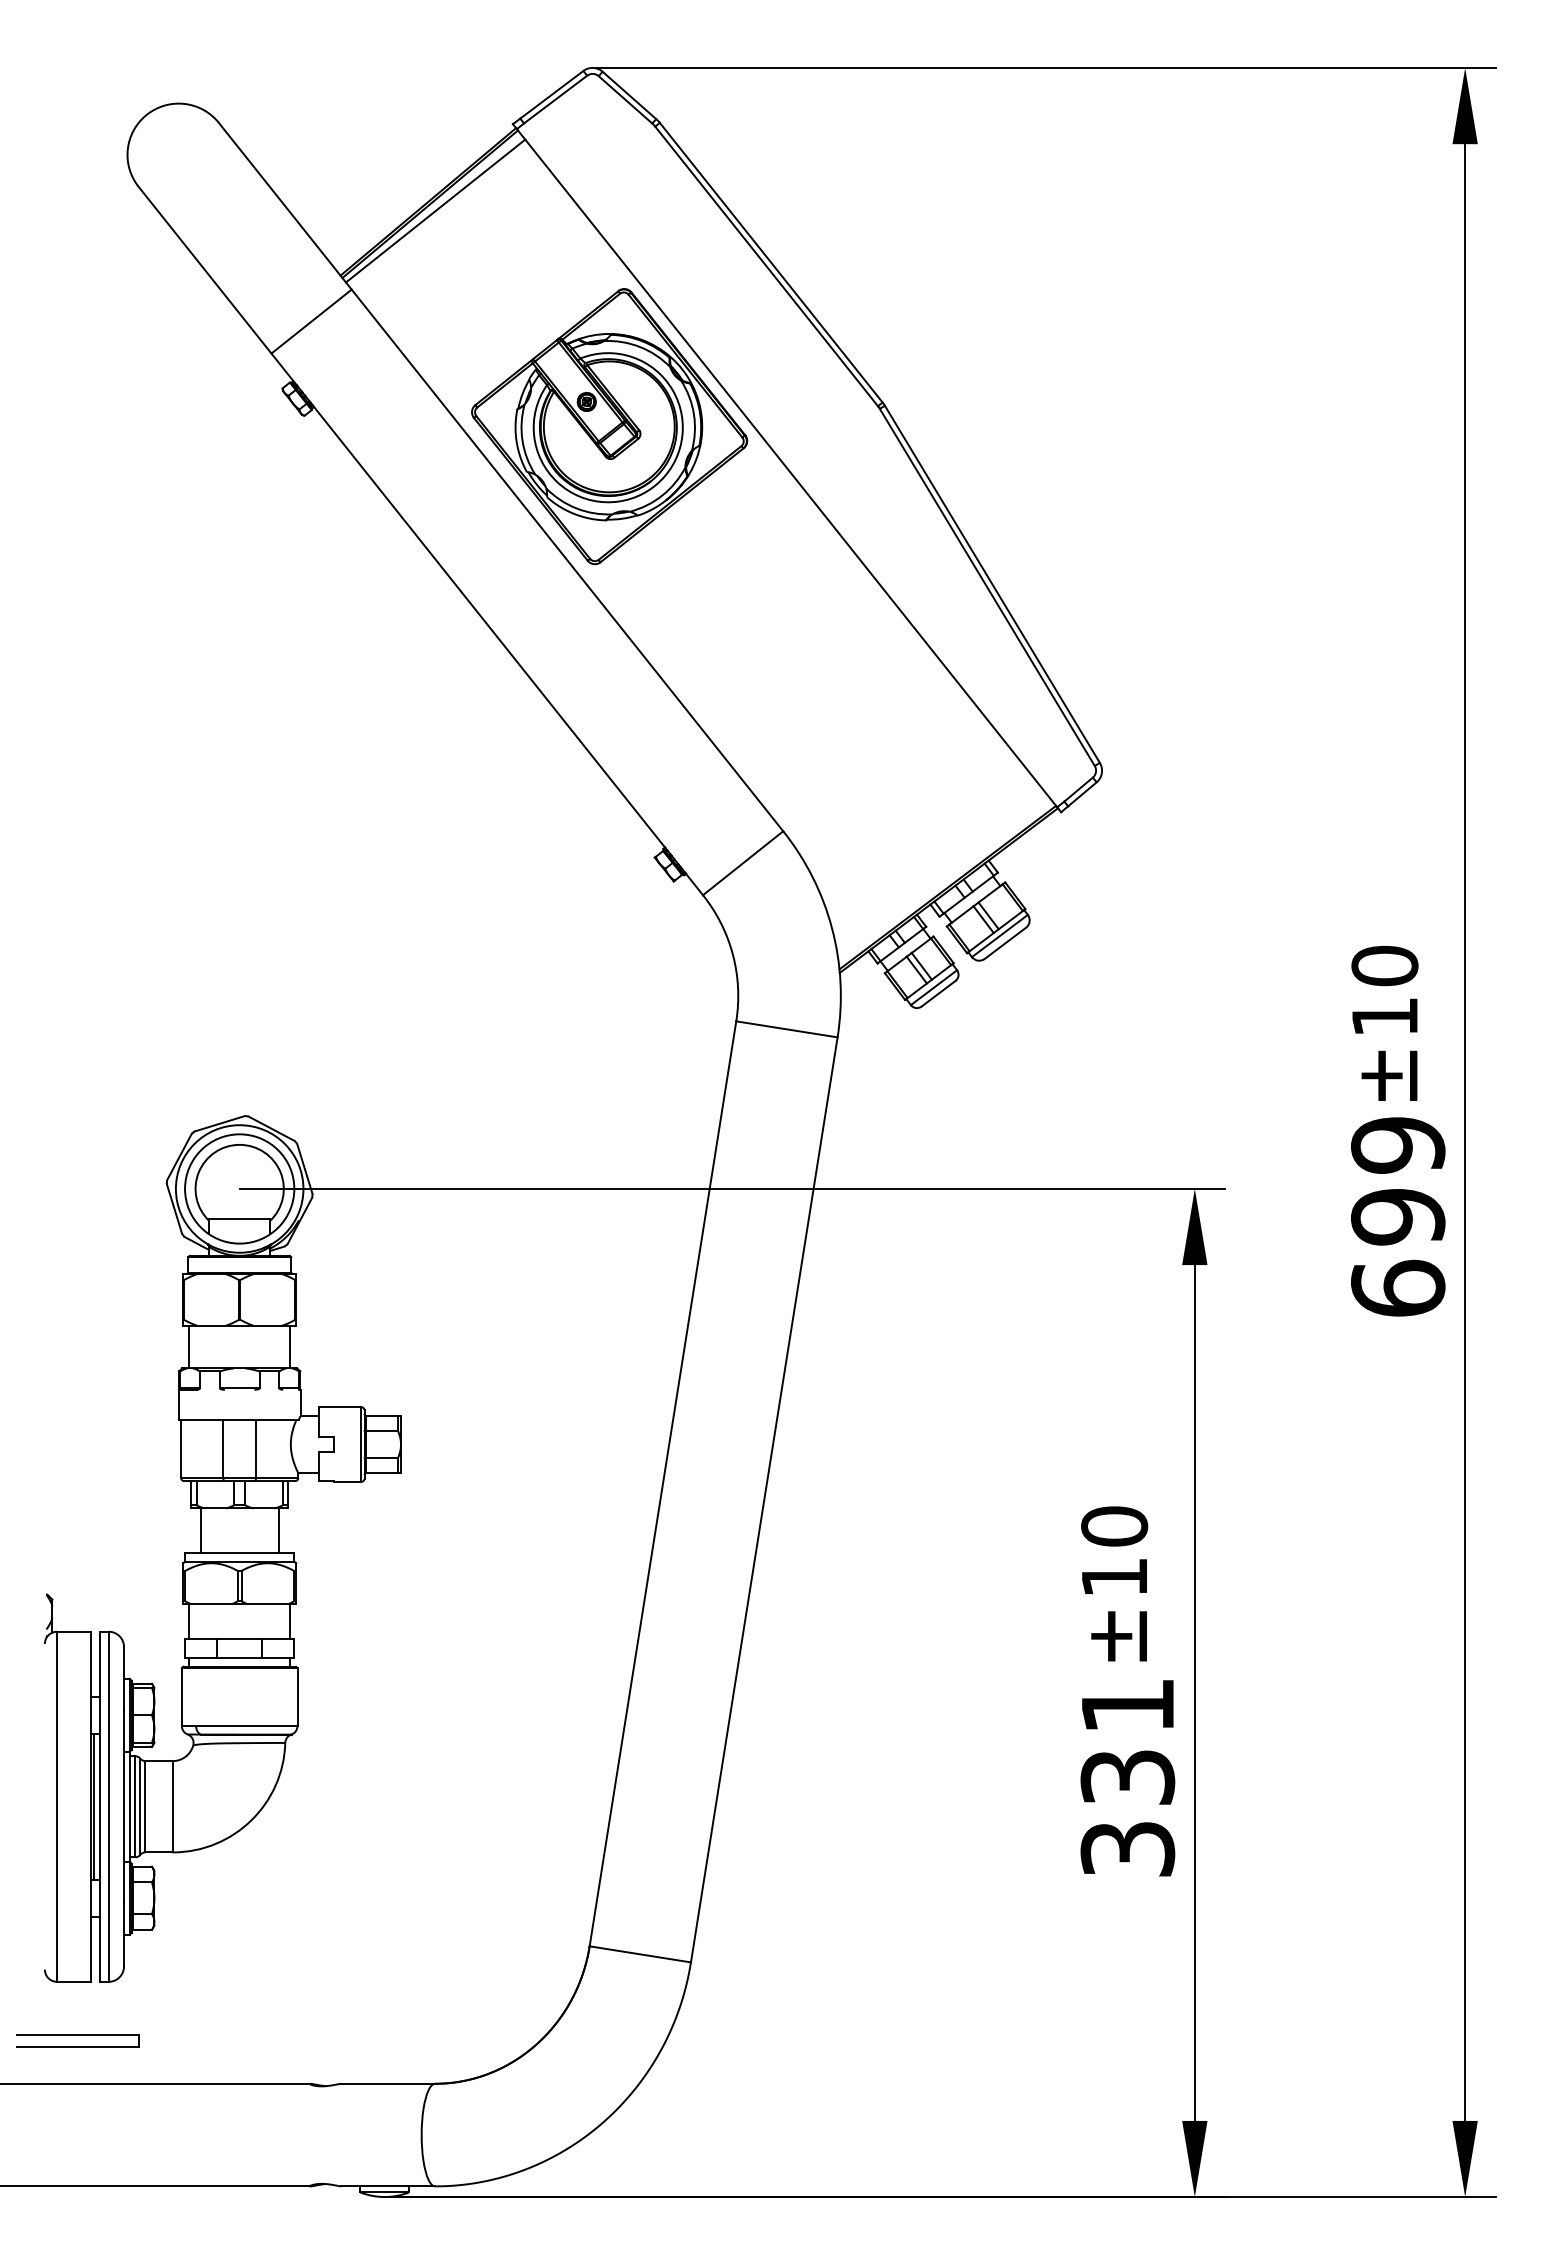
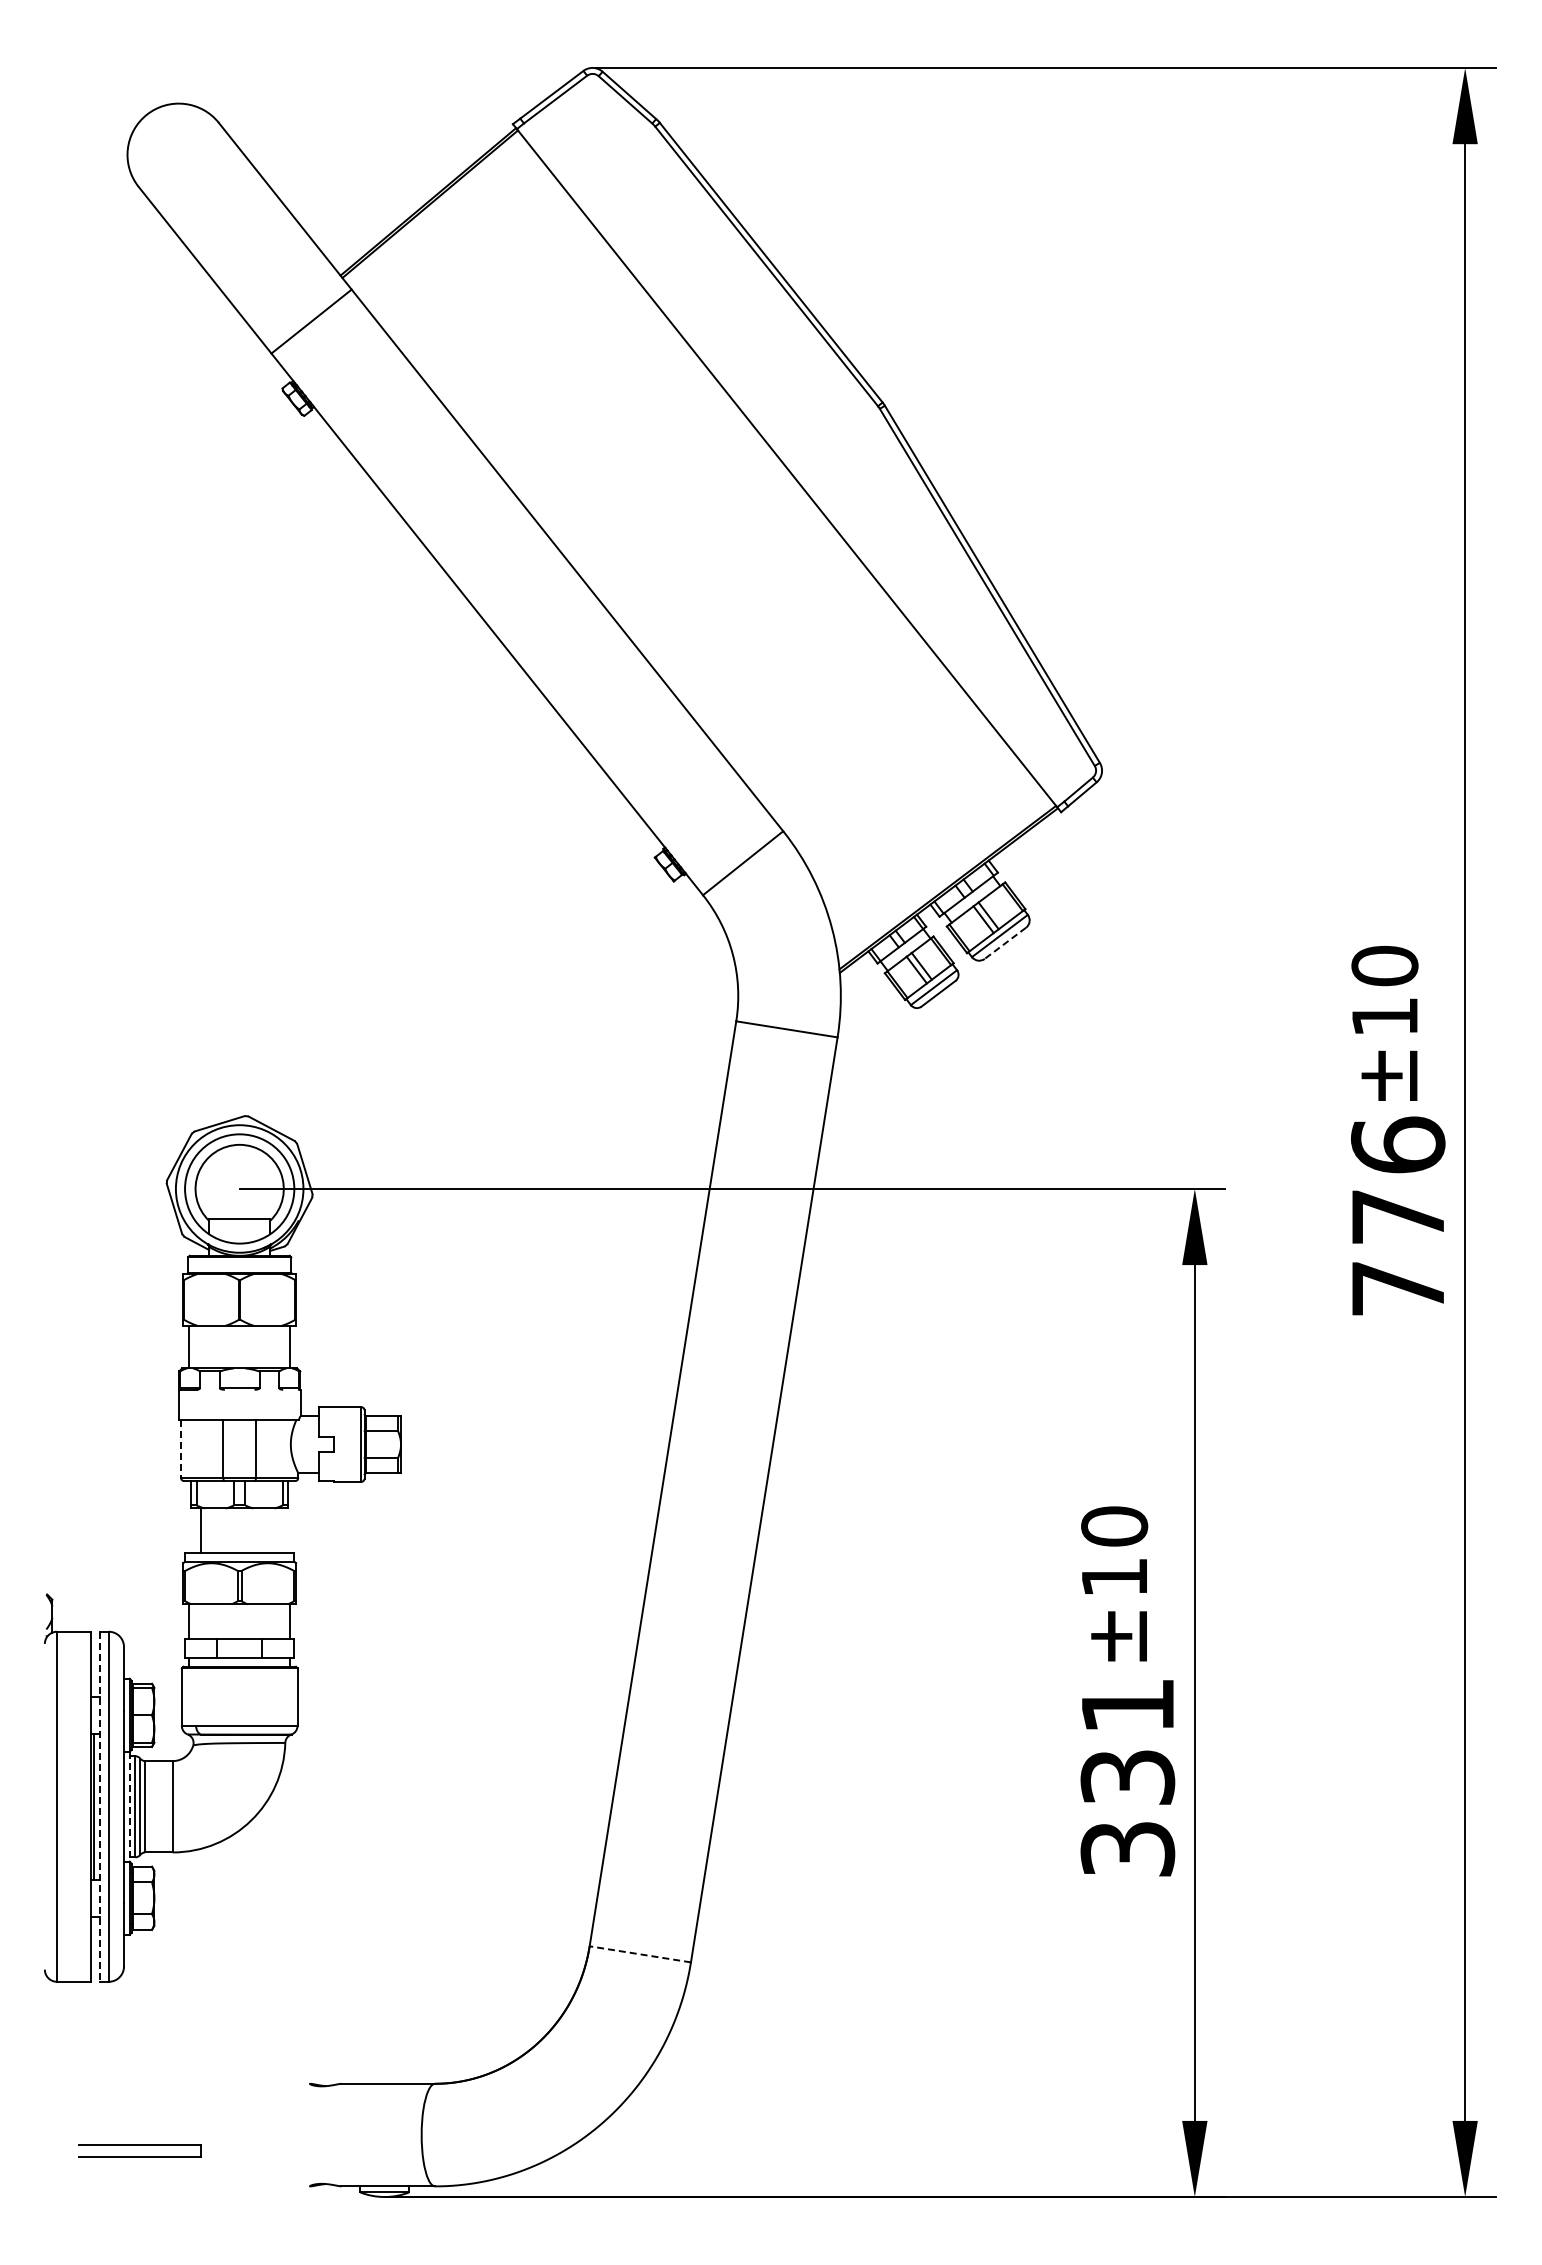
line: present -> none (435, 210)
part: present -> none (609, 426)
line: solid -> dashed (1005, 943)
text: 699 -> 776 (1398, 1216)
line: solid -> dashed (181, 1449)
line: present -> none (278, 1530)
line: solid -> dashed (99, 1807)
line: solid -> dashed (130, 1807)
line: solid -> dashed (639, 1954)
part position: (77, 2040) -> (139, 2150) (139, 2150)
line: present -> none (156, 2083)
line: present -> none (156, 2186)
